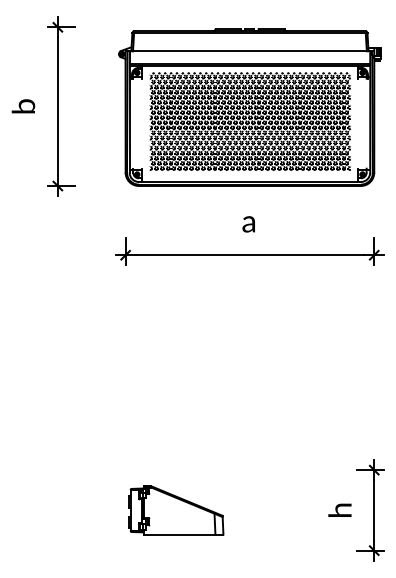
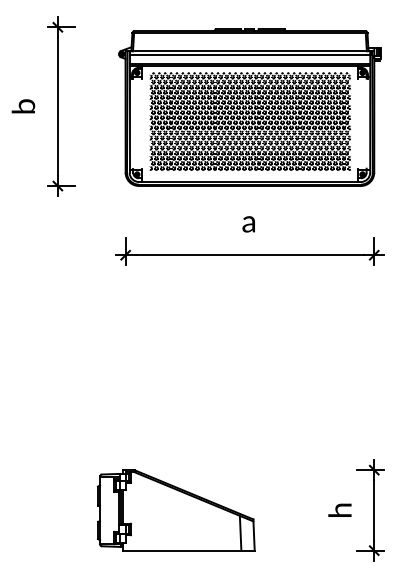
line: none -> present (249, 54)
part size: 97x51 px -> 159x83 px (176, 510)
